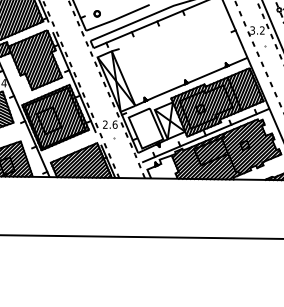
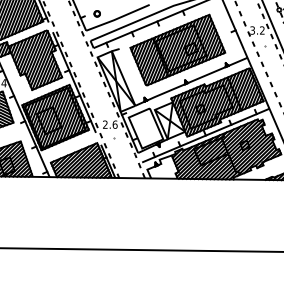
part: none -> present (177, 49)
line position: (141, 236) -> (141, 249) (141, 249)
